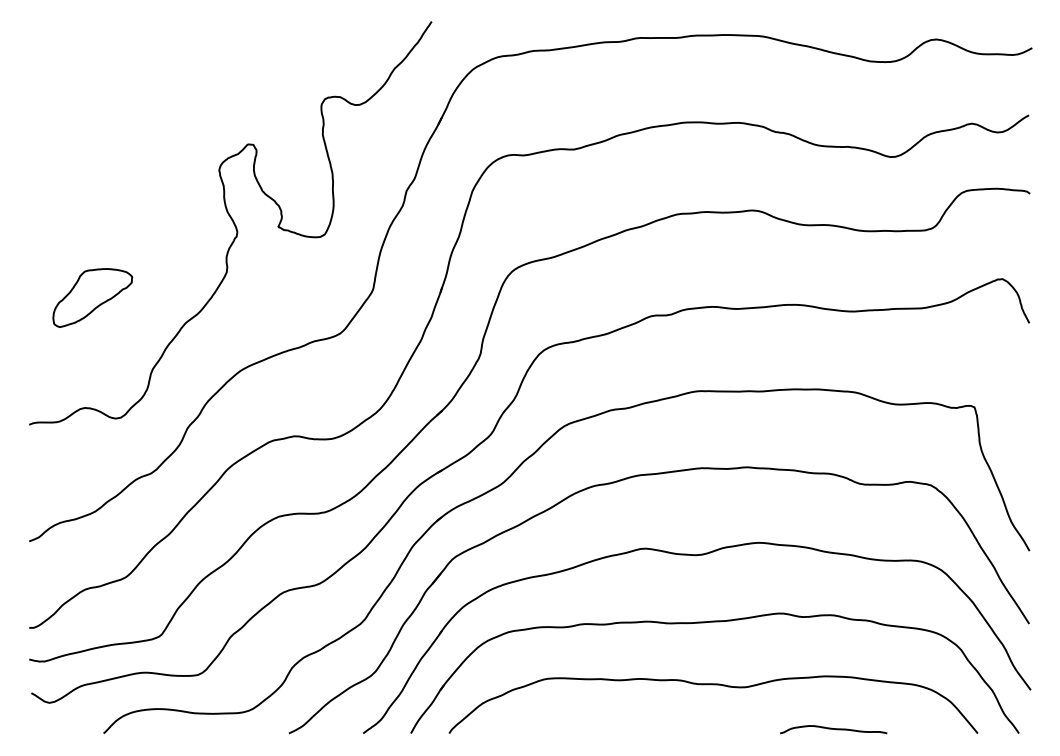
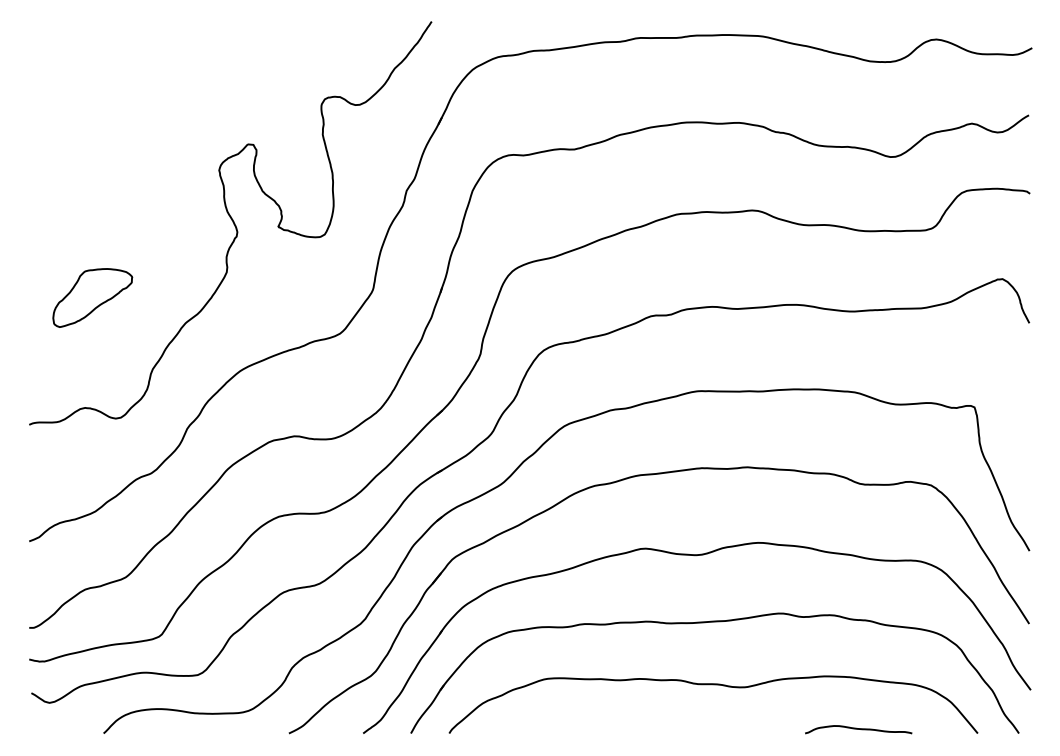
curve position: (833, 729) -> (858, 729) (858, 729)
